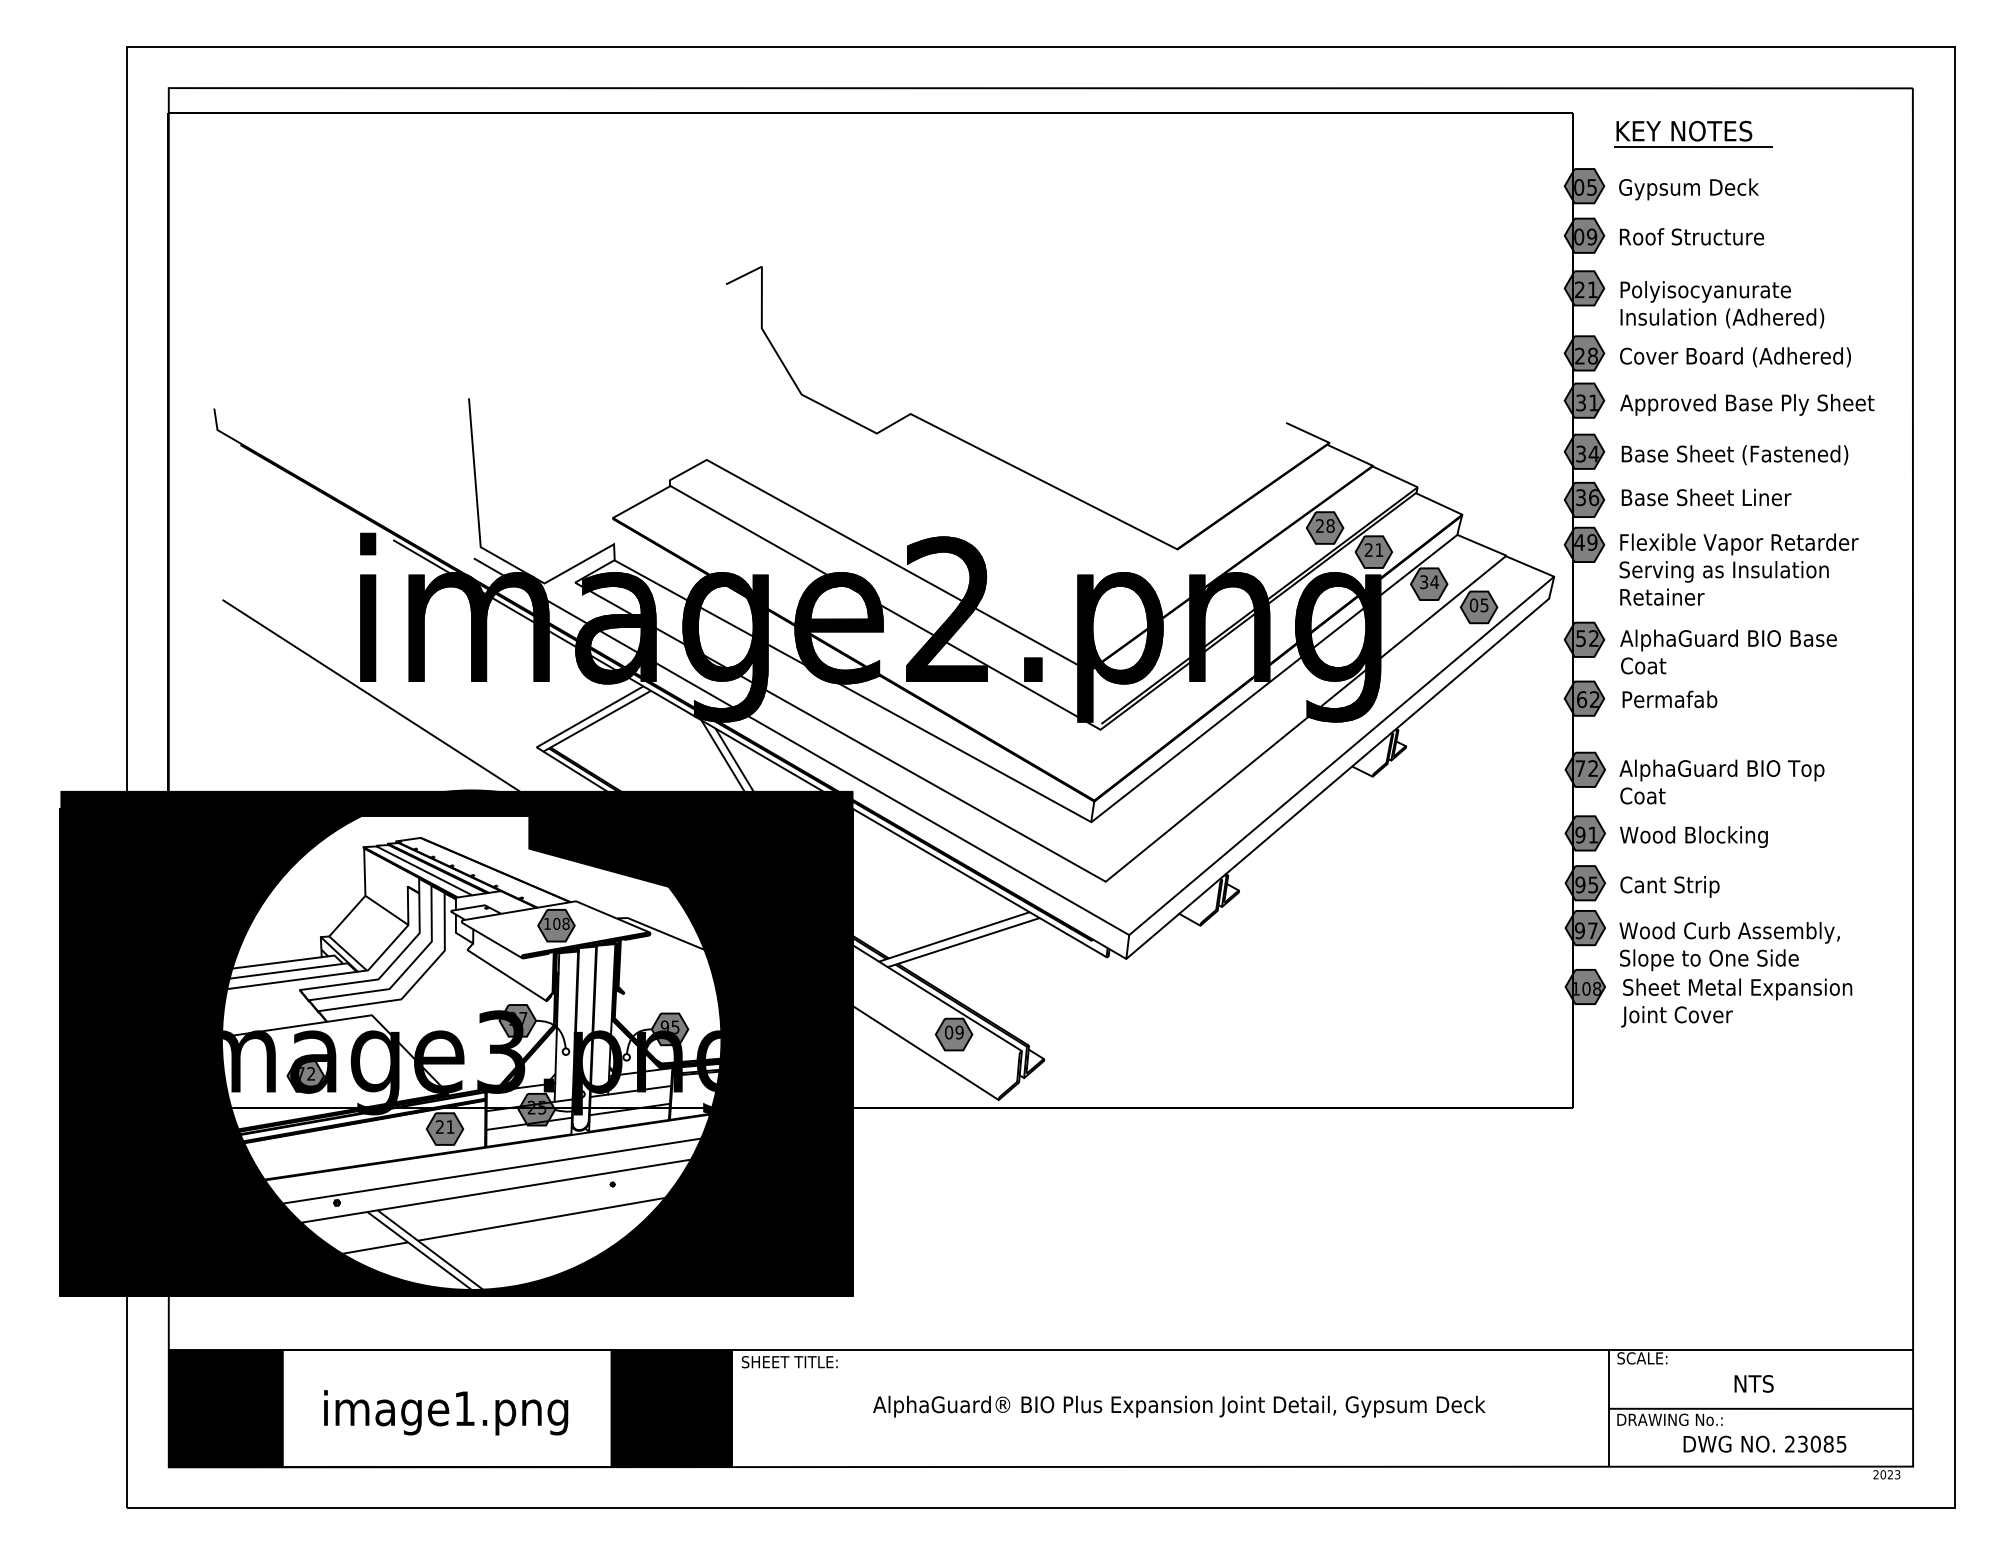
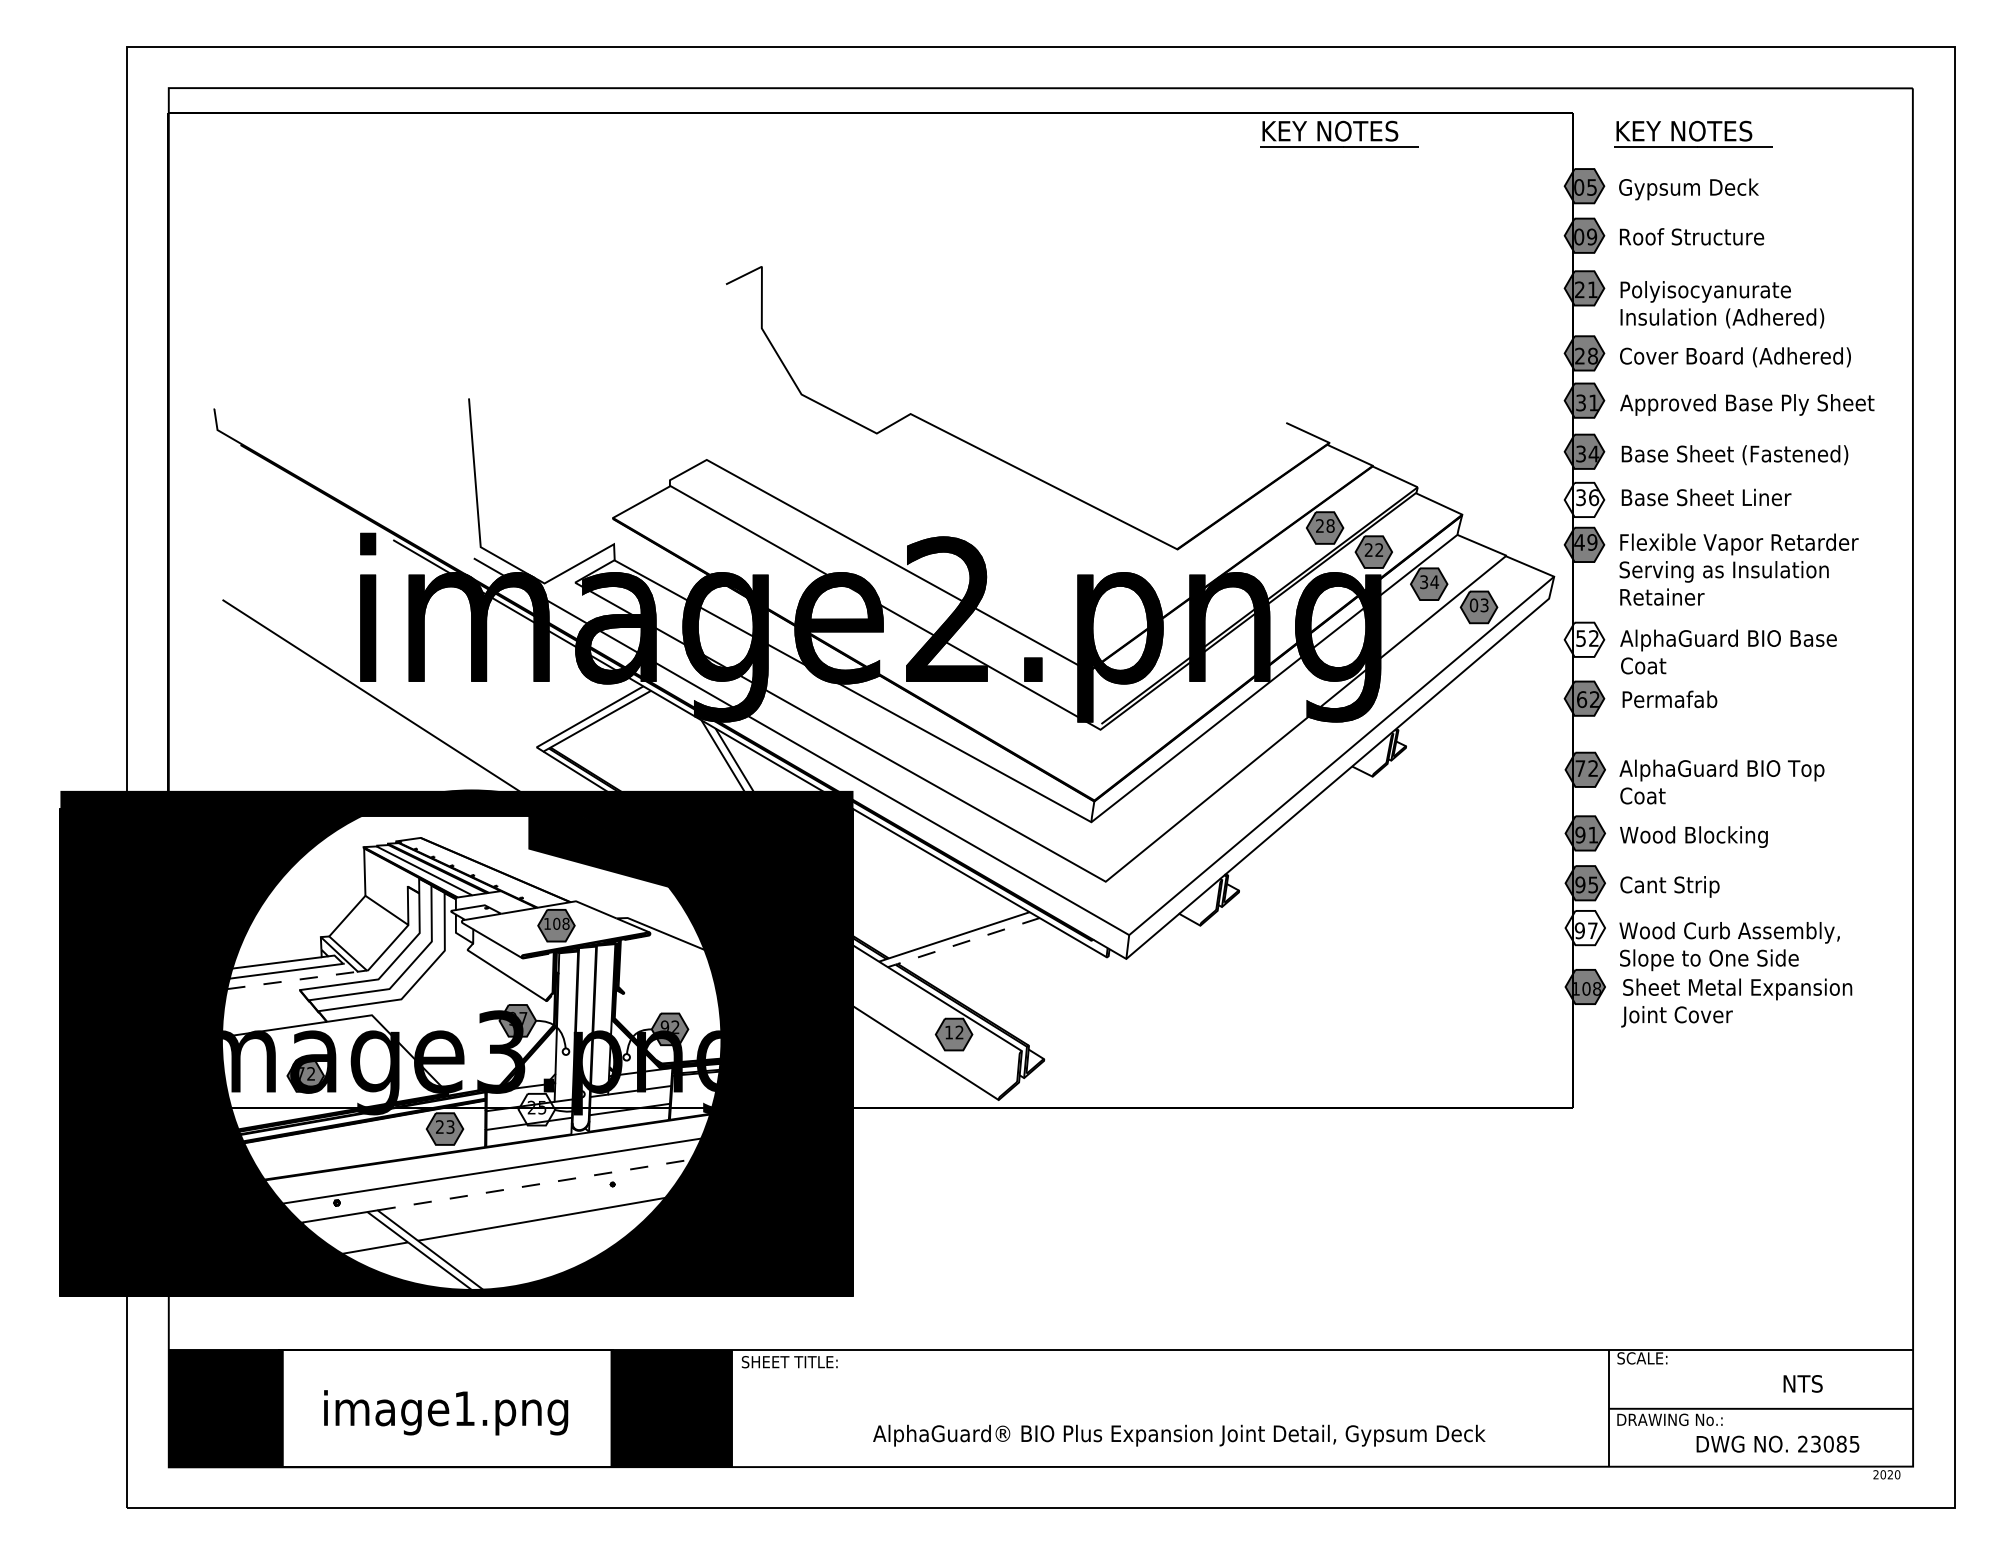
part: none -> present (1339, 133)
fill: present -> none (1584, 499)
text: 21 -> 22 (1378, 549)
text: 05 -> 03 (1484, 603)
fill: present -> none (1584, 639)
fill: present -> none (1585, 927)
line: solid -> dashed (962, 943)
line: solid -> dashed (302, 979)
text: 95 -> 92 (675, 1026)
text: 09 -> 12 (954, 1032)
fill: present -> none (536, 1109)
text: 21 -> 23 (450, 1126)
line: solid -> dashed (534, 1185)
text position: (1753, 1383) -> (1802, 1383) (1802, 1383)
text position: (1179, 1406) -> (1179, 1435) (1179, 1435)
text position: (1764, 1443) -> (1777, 1443) (1777, 1443)
text: 2023 -> 2020 (1897, 1474)
